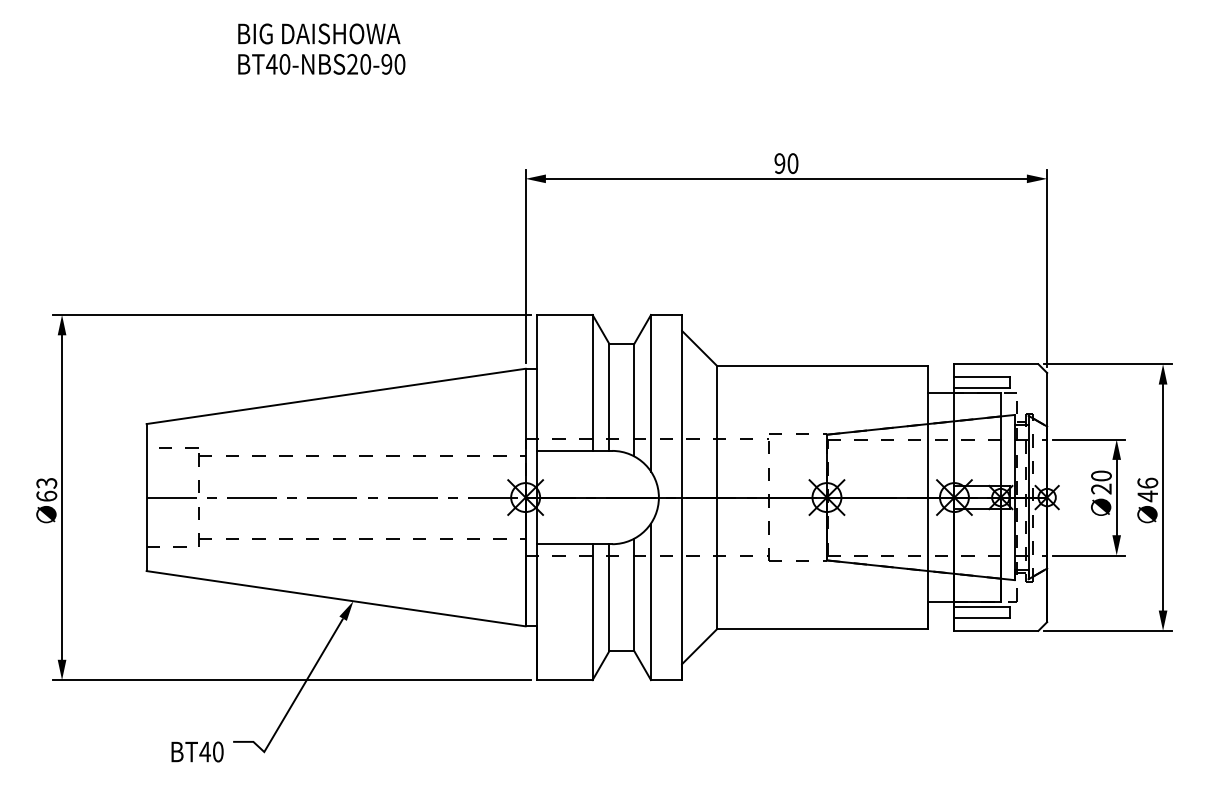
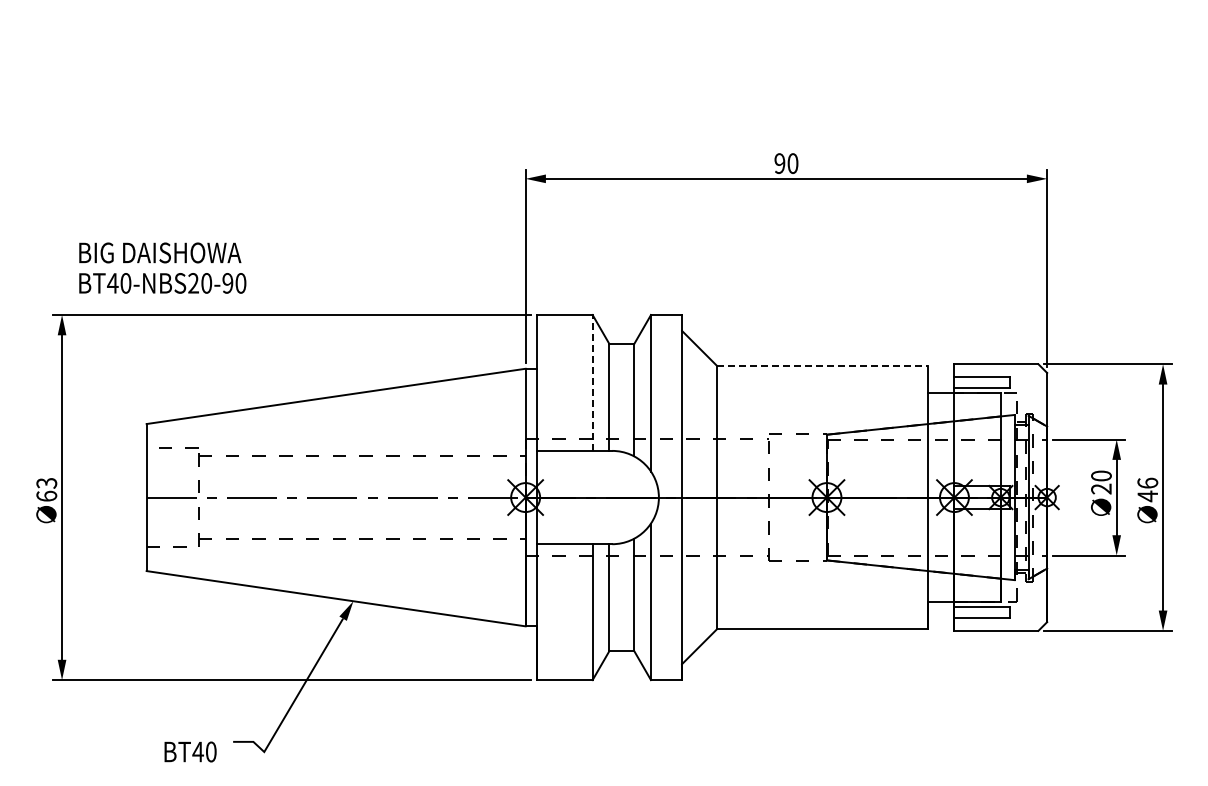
text position: (321, 48) -> (162, 267) (162, 267)
line: solid -> dashed (822, 365)
line: solid -> dashed (592, 382)
text position: (197, 751) -> (190, 751) (190, 751)
